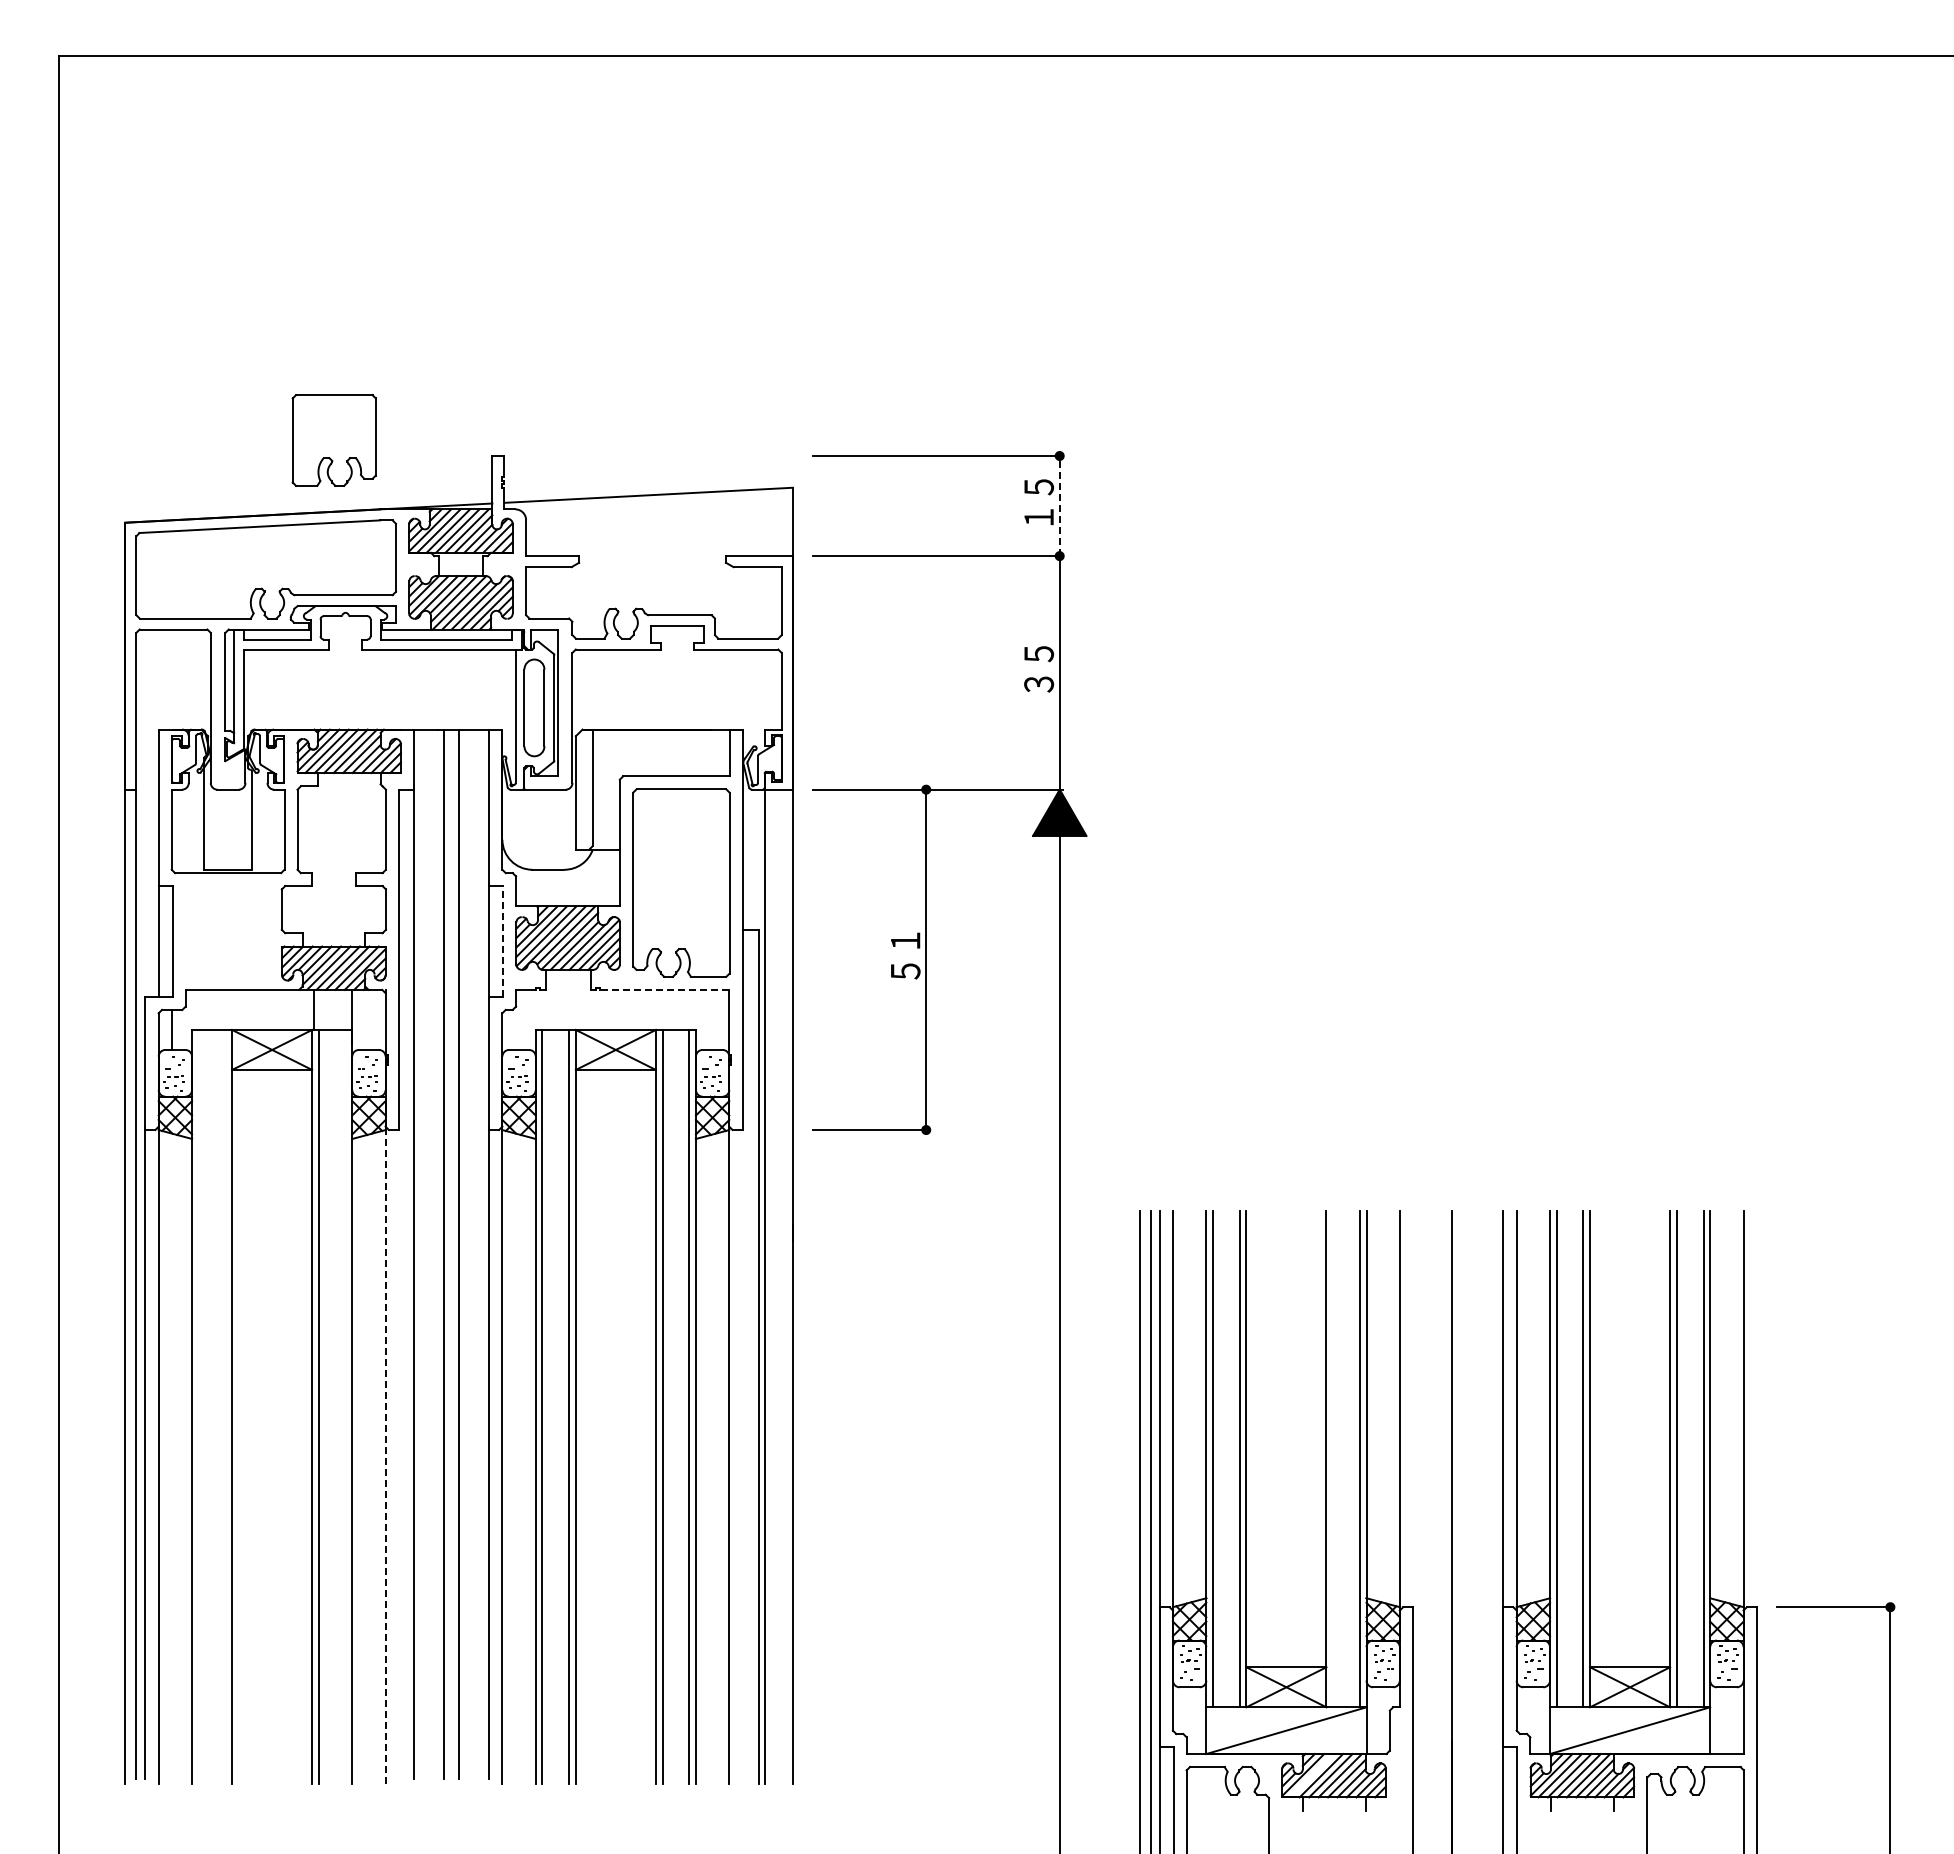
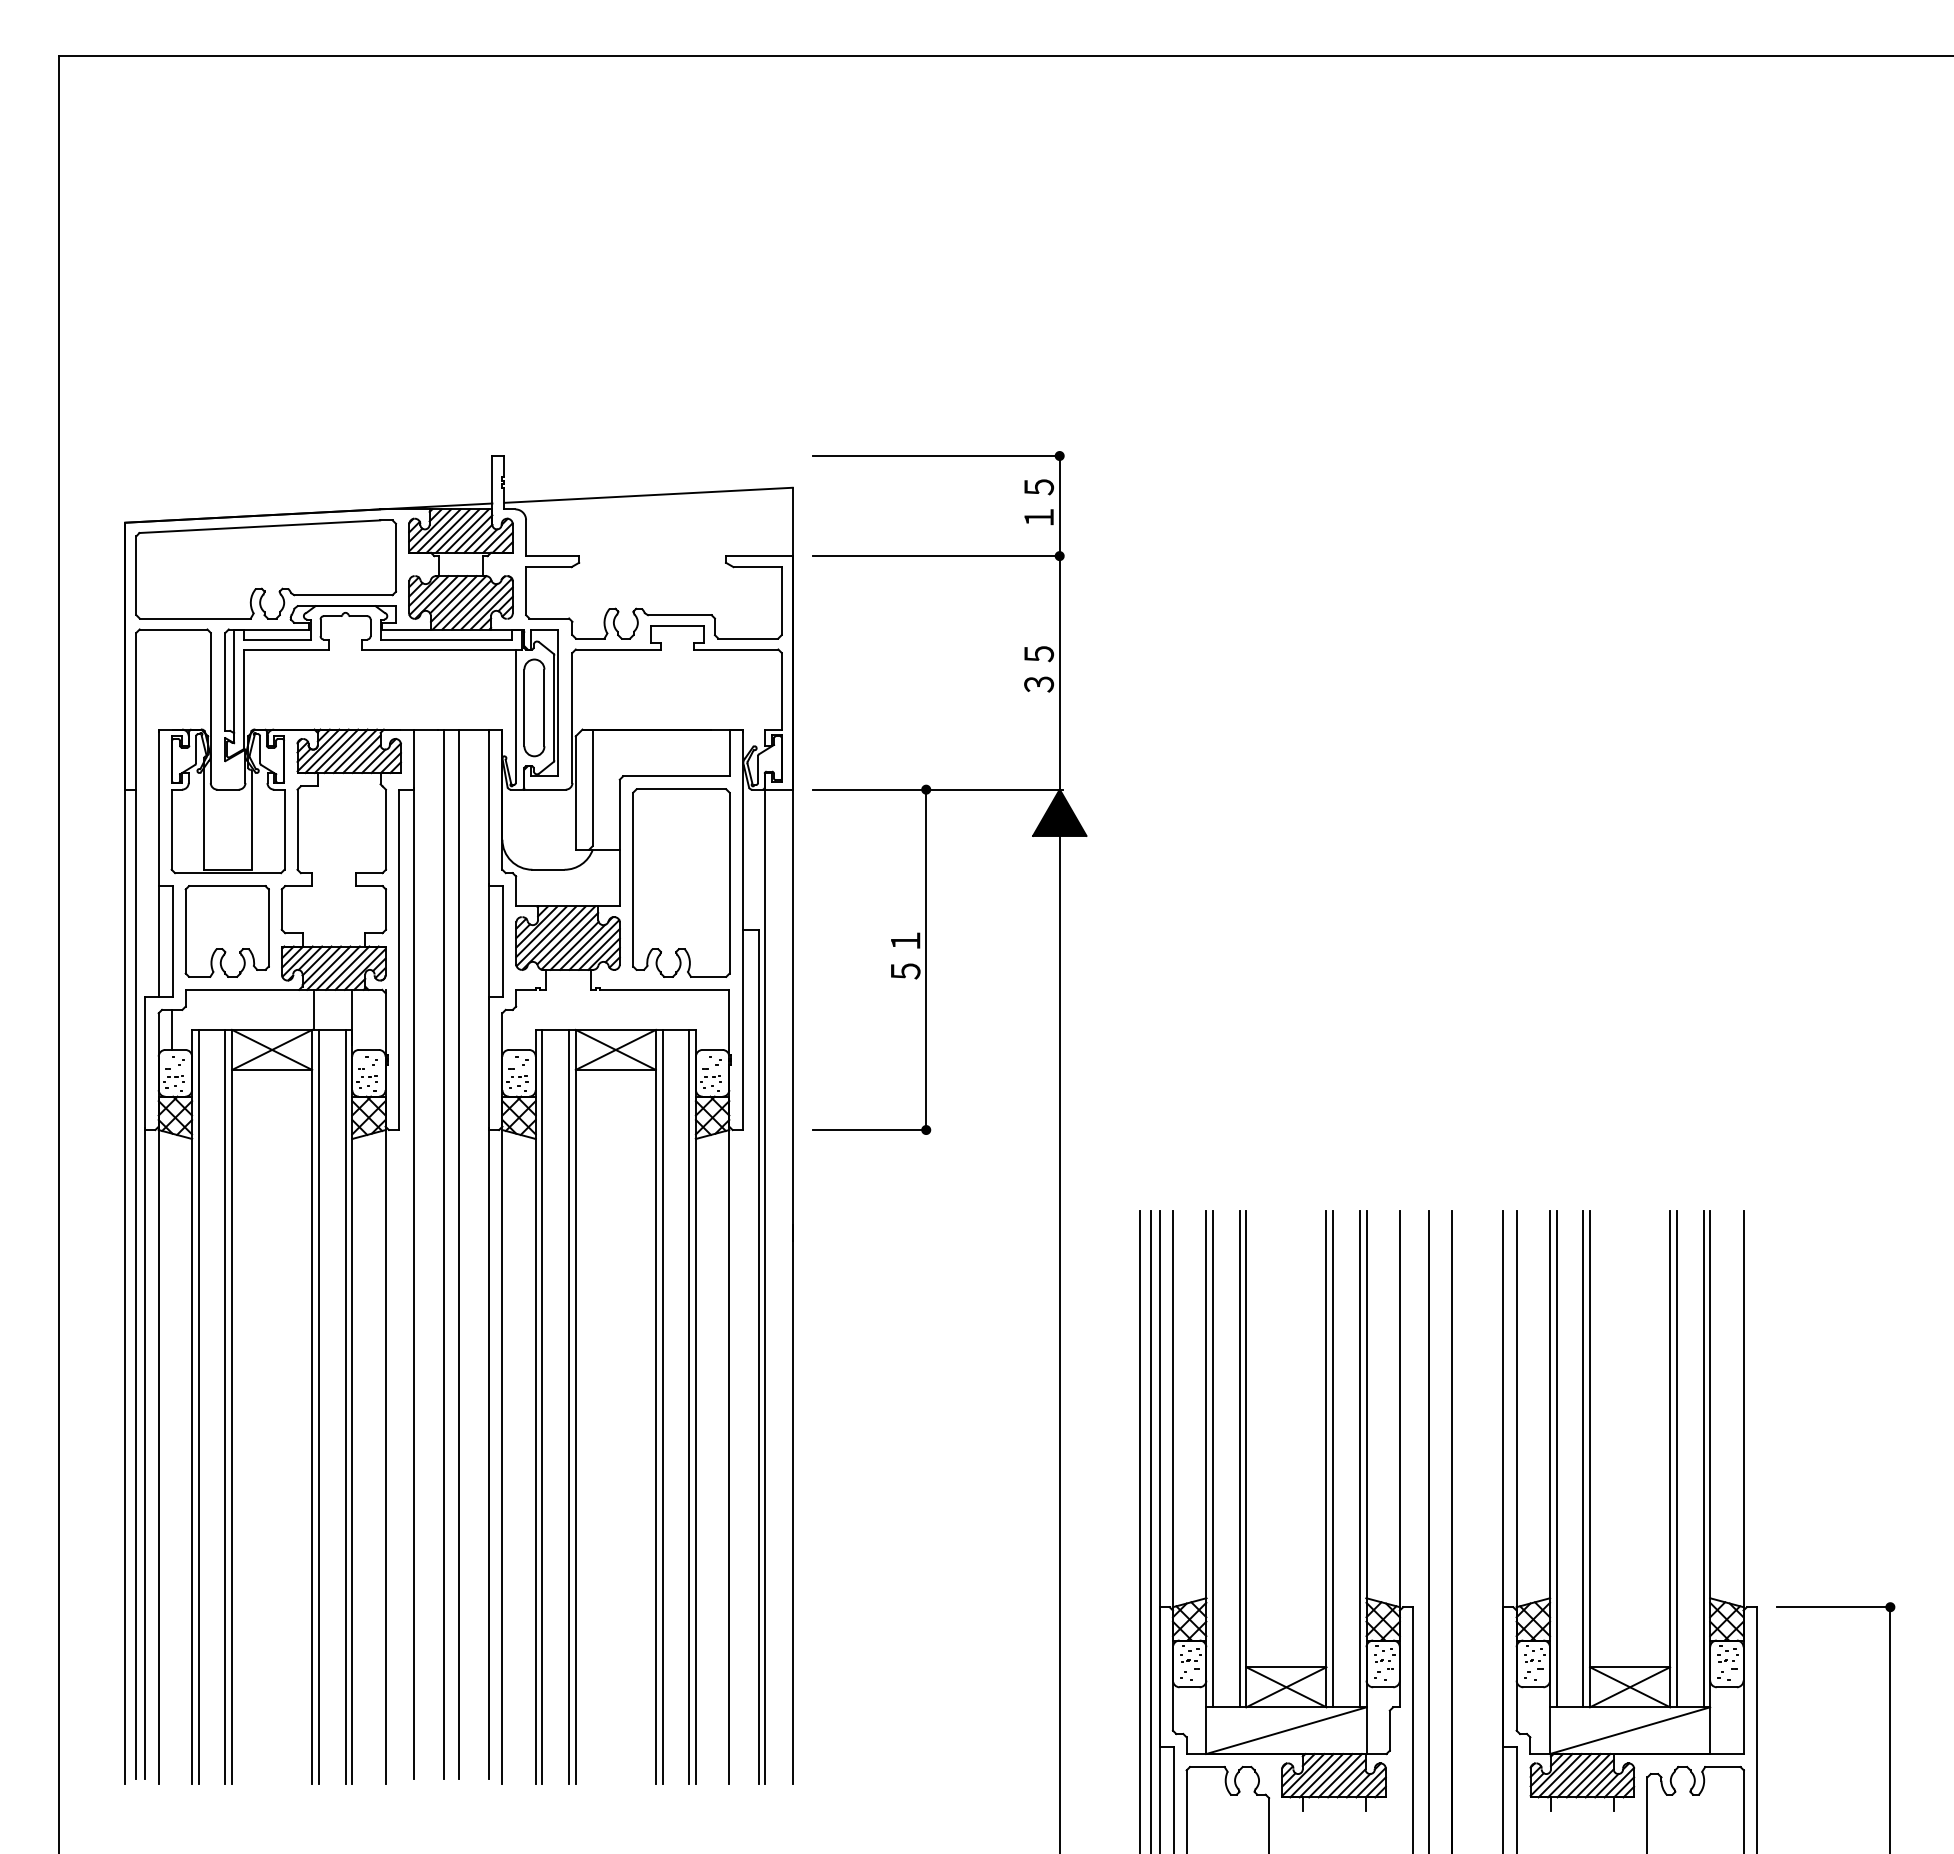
part position: (333, 440) -> (226, 931) (226, 931)
line: dashed -> solid (1059, 505)
line: dashed -> solid (503, 941)
line: dashed -> solid (664, 989)
line: none -> present (198, 1406)
line: none -> present (225, 1406)
line: none -> present (345, 1406)
line: dashed -> solid (385, 1455)
line: none -> present (1333, 1459)
line: none -> present (1428, 1530)
line: none -> present (1311, 1775)
